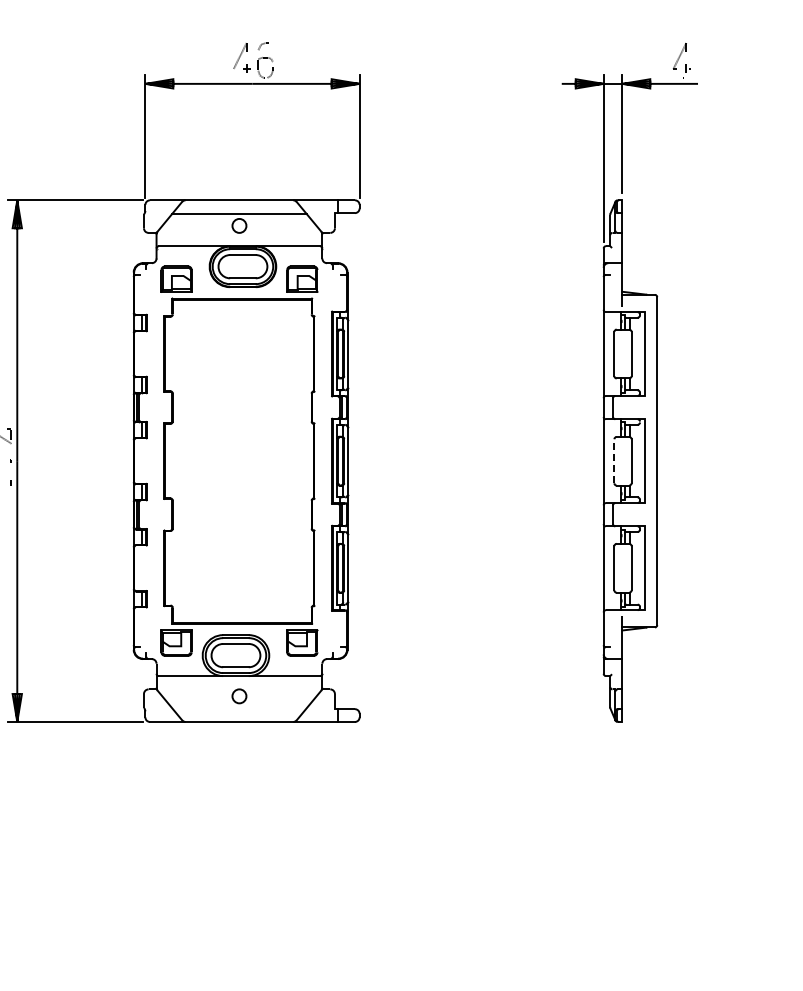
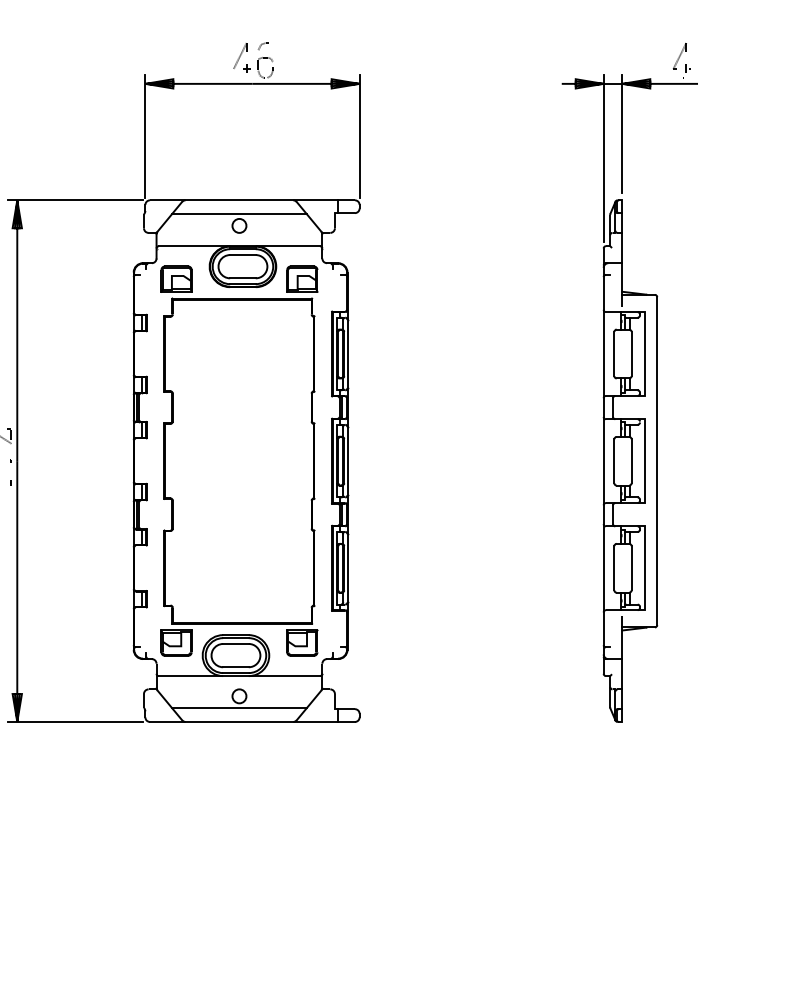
line: dashed -> solid (614, 460)
line: none -> present (238, 708)
